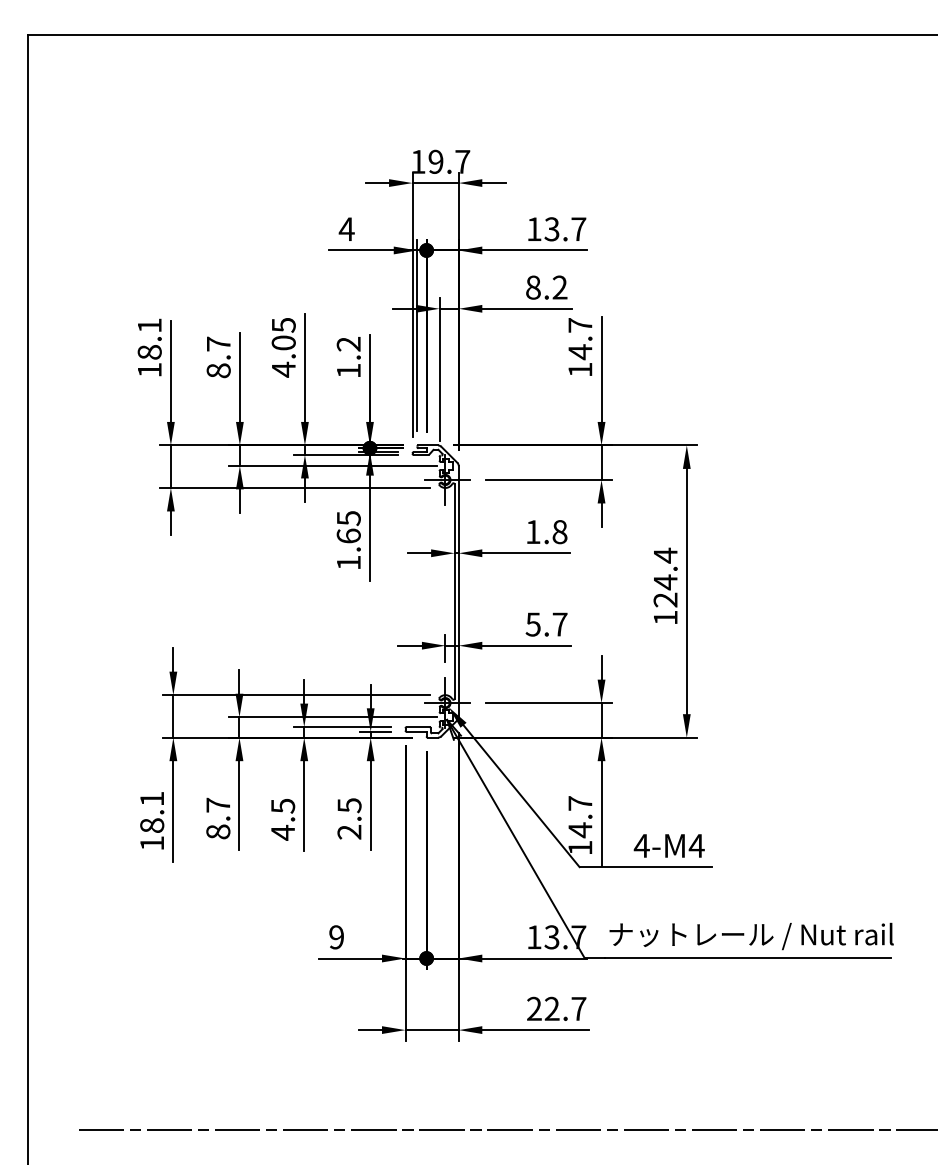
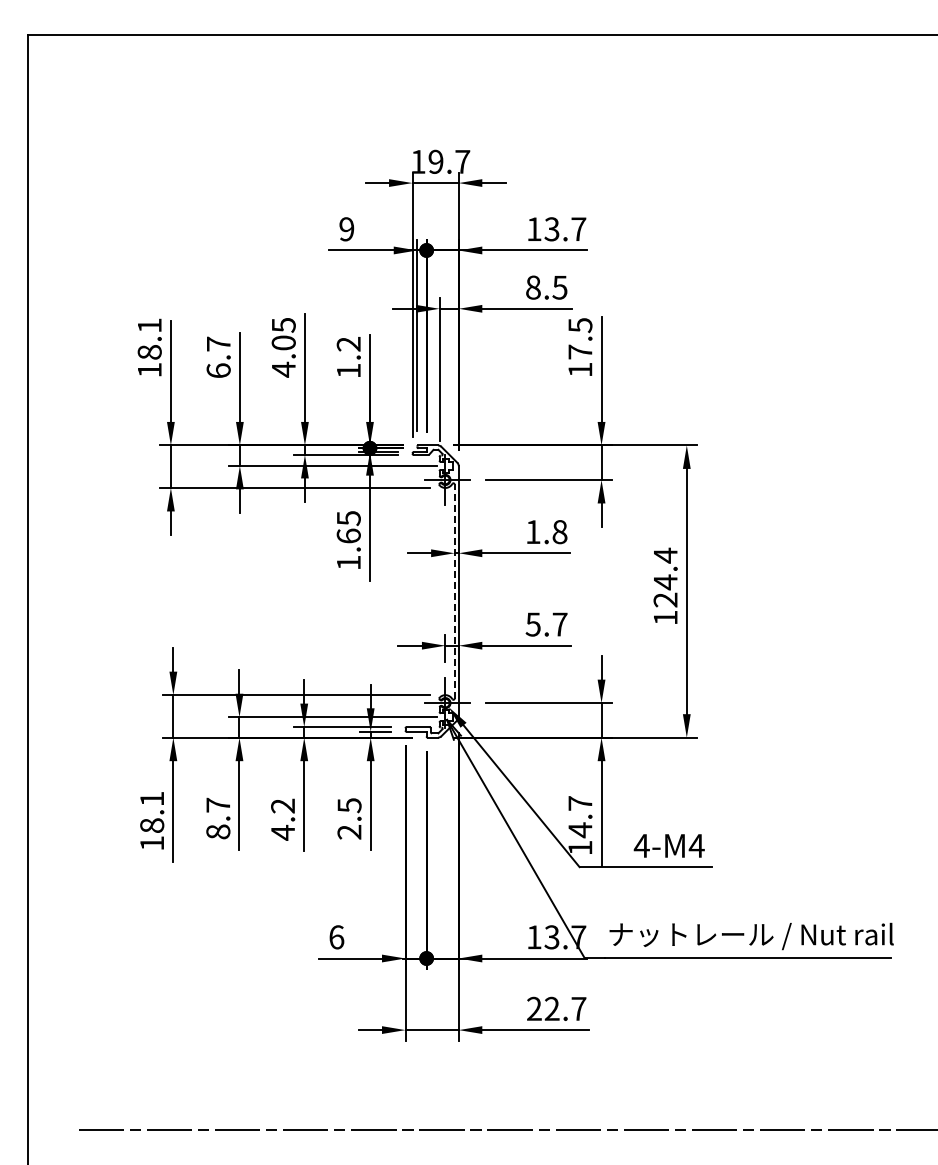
text: 4 -> 9 (346, 229)
text: 8.2 -> 8.5 (559, 287)
text: 14.7 -> 17.5 (580, 339)
text: 8.7 -> 6.7 (218, 370)
line: solid -> dashed (454, 591)
text: 4.5 -> 4.2 (283, 805)
text: 9 -> 6 (336, 937)
